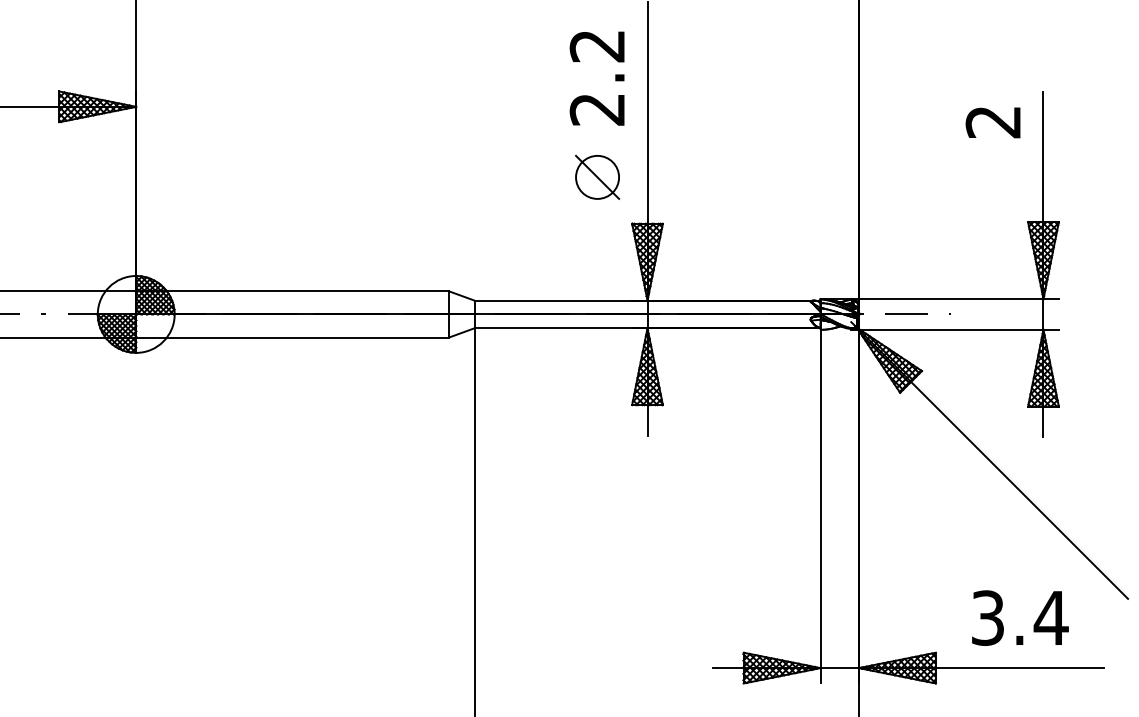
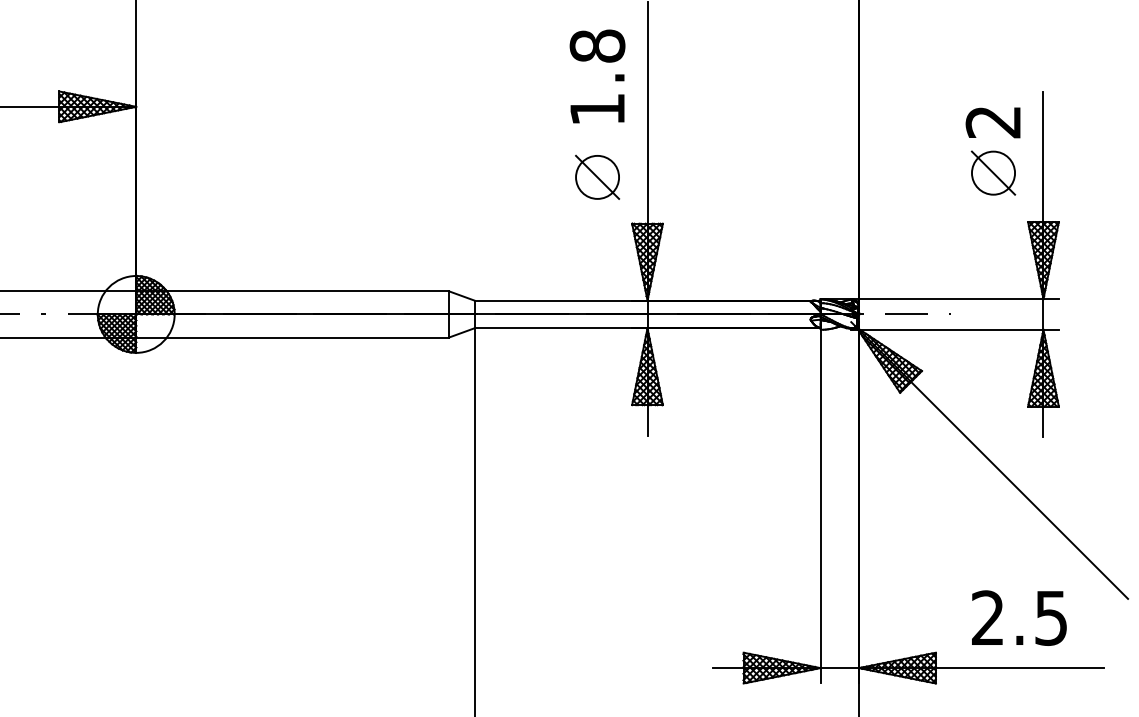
text: 2.2 -> 1.8 (597, 77)
part: none -> present (993, 172)
text: 3.4 -> 2.5 (1020, 617)
